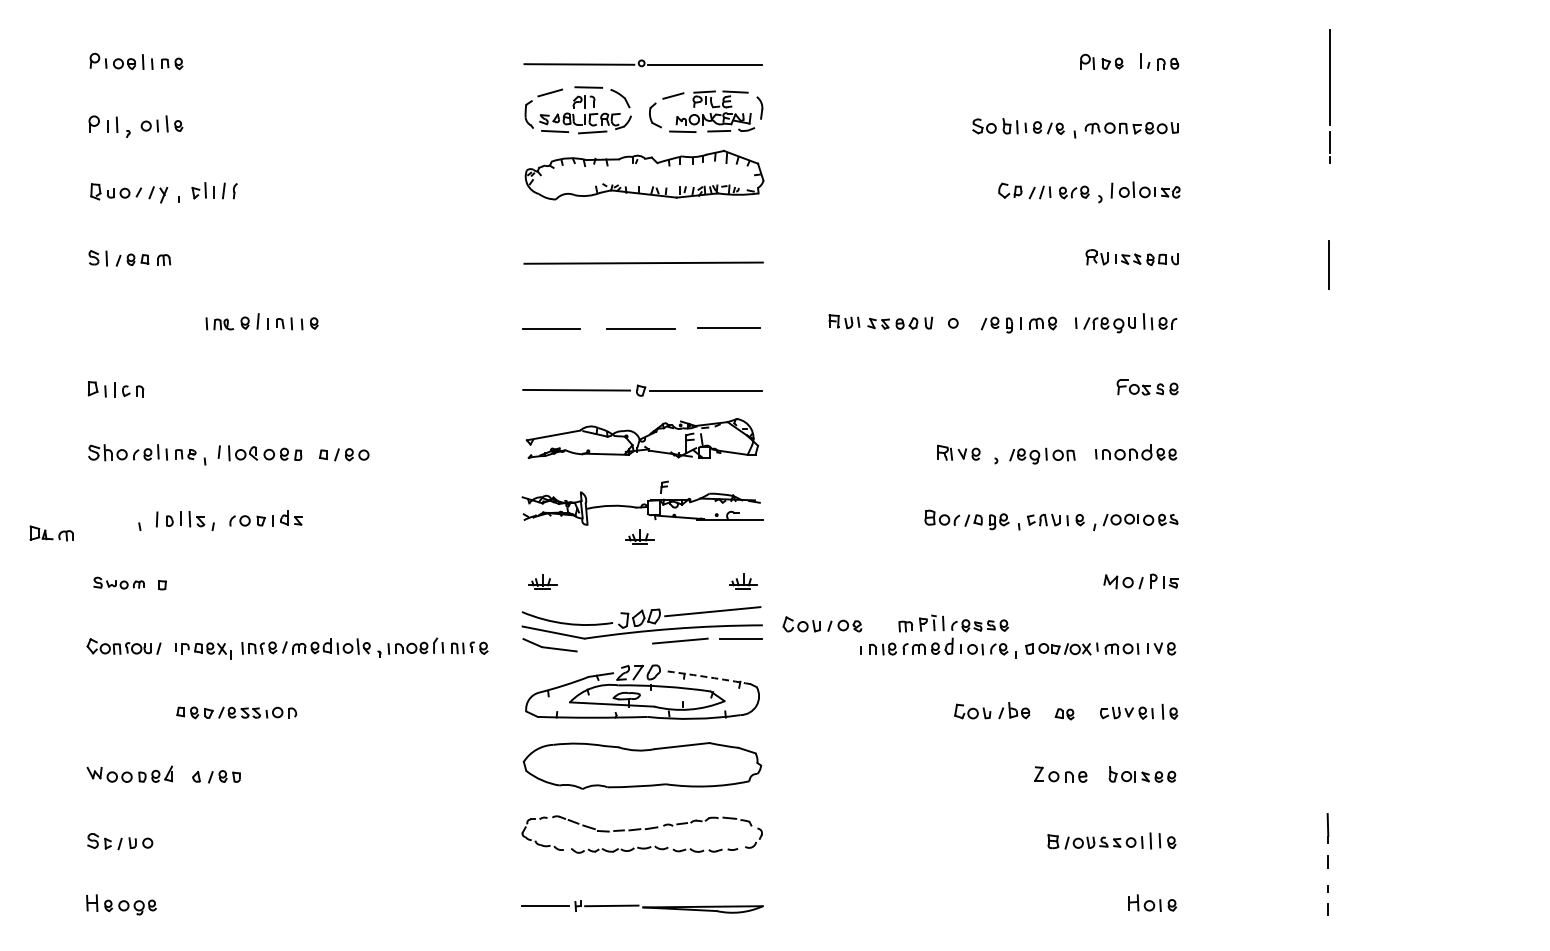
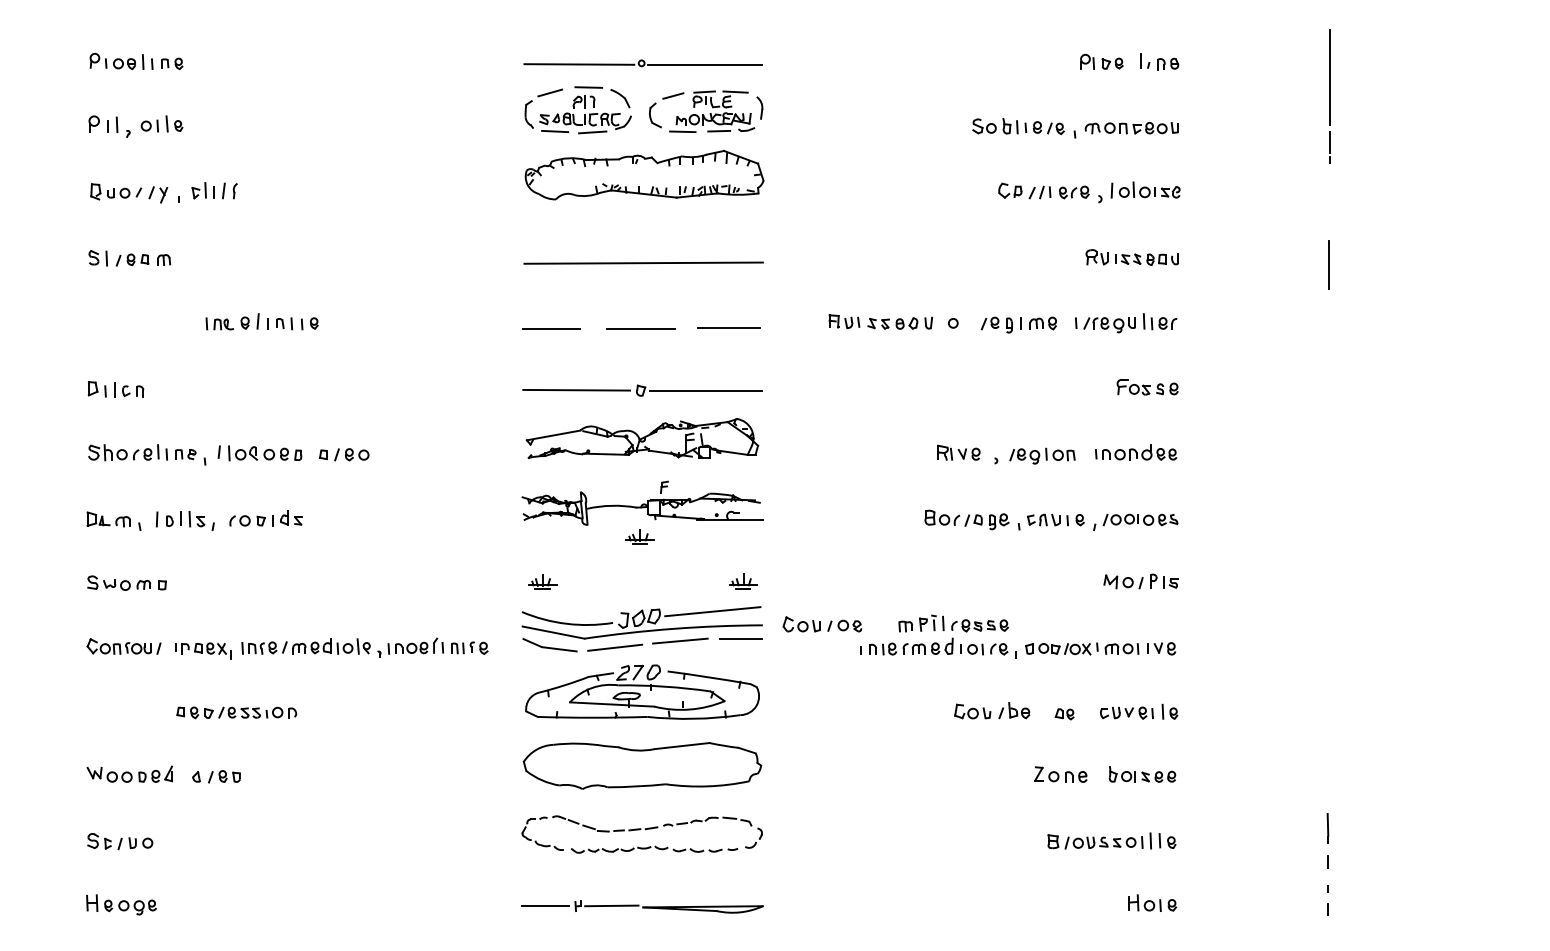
part position: (51, 533) -> (108, 519) (108, 519)
part size: 52x14 px -> 64x16 px (118, 582)
line: none -> present (615, 647)
arc: dashed -> solid (709, 677)
